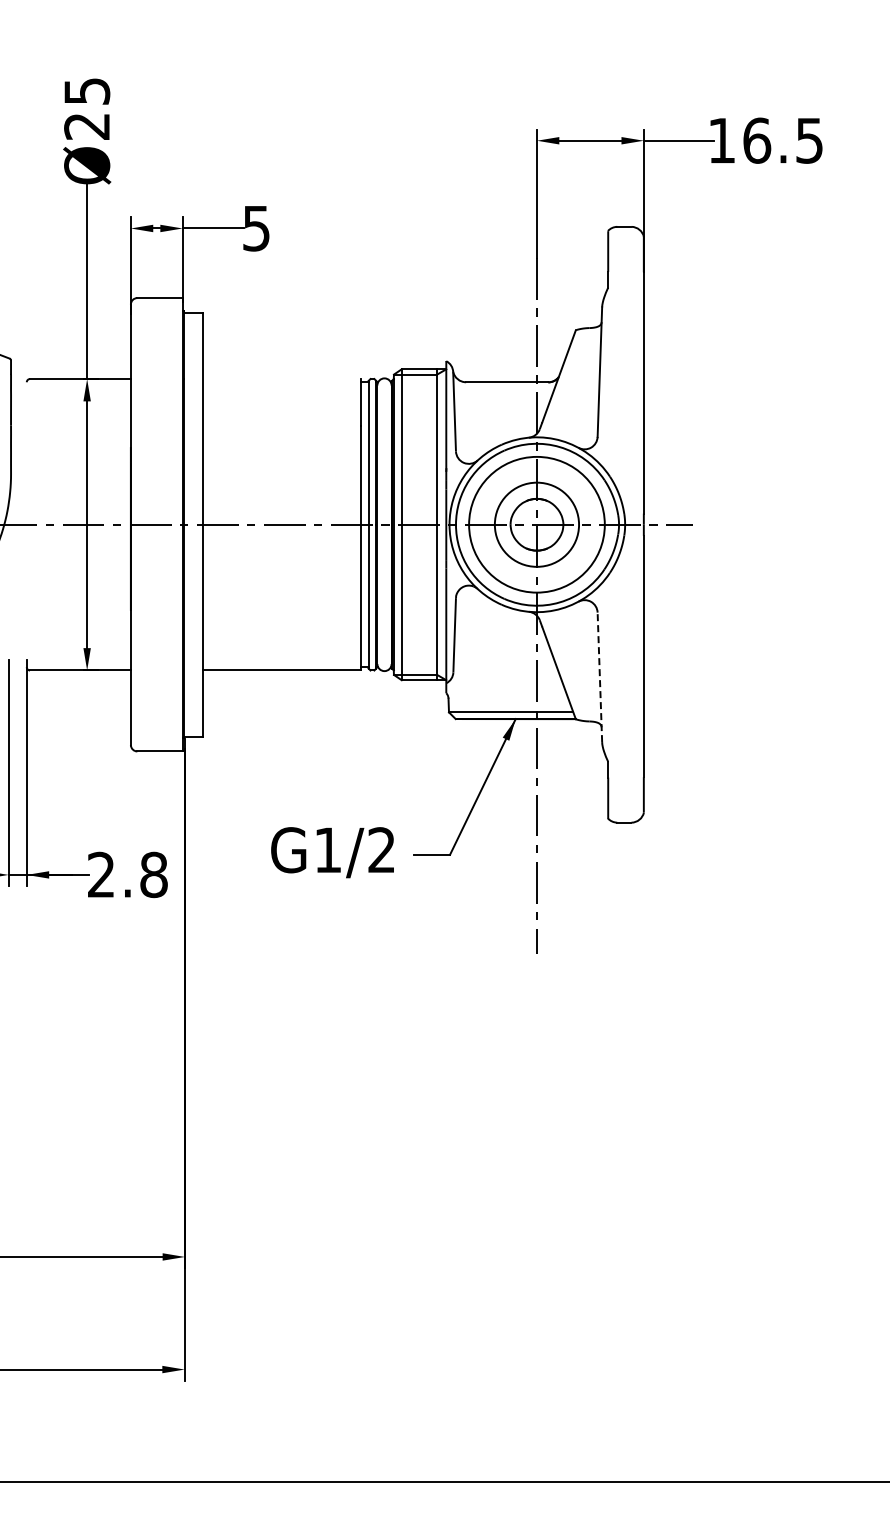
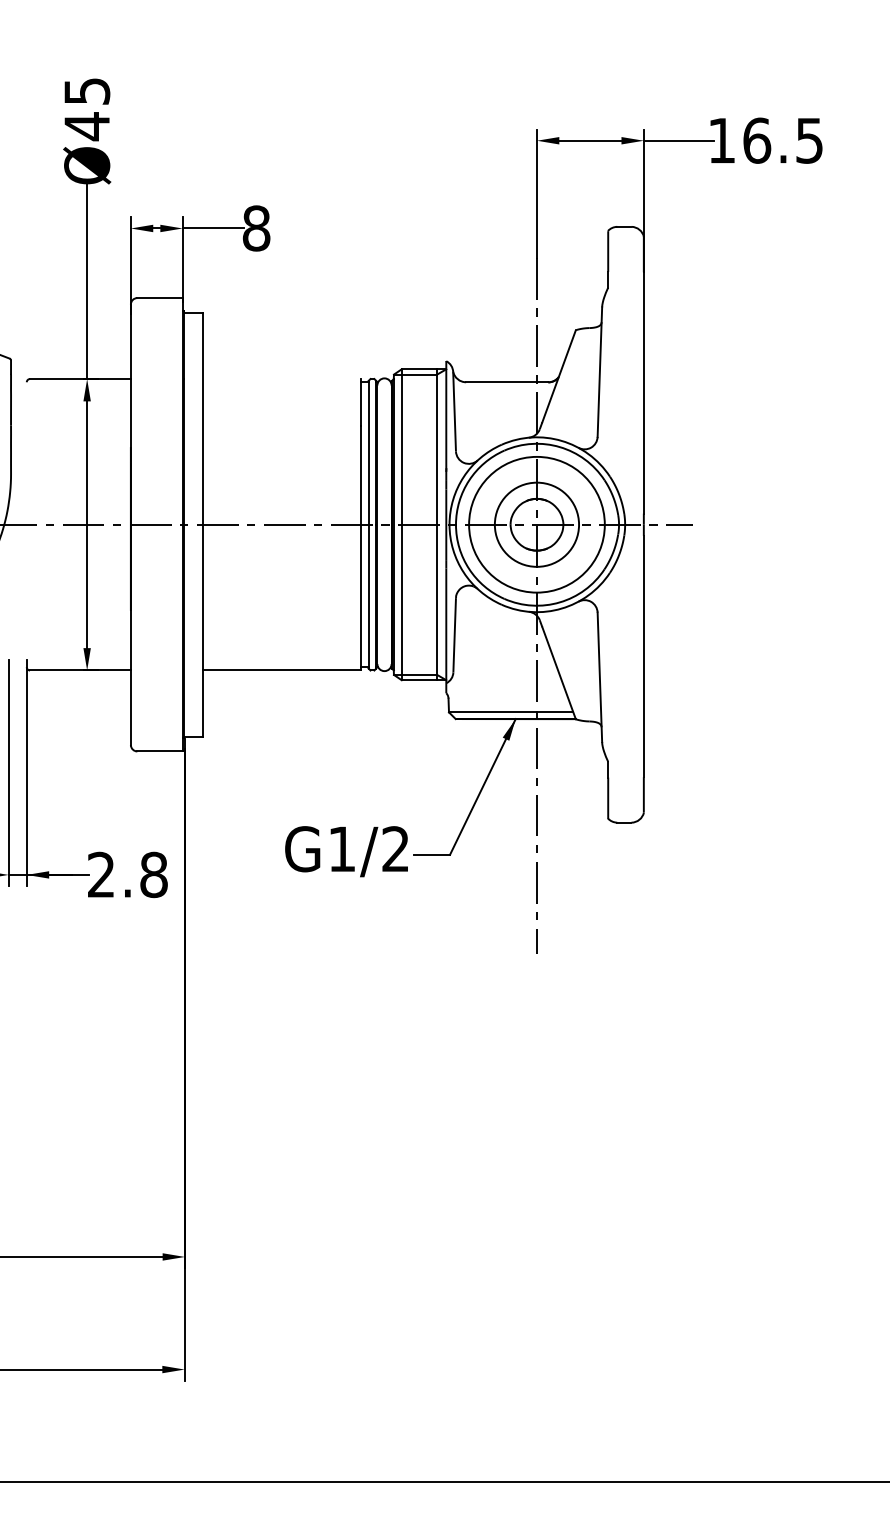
text: Ø25 -> Ø45 (86, 126)
text: 5 -> 8 (256, 228)
line: dashed -> solid (599, 677)
text position: (332, 852) -> (346, 851) (346, 851)
